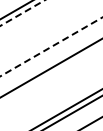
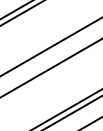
line: dashed -> solid (22, 13)
line: dashed -> solid (51, 46)
